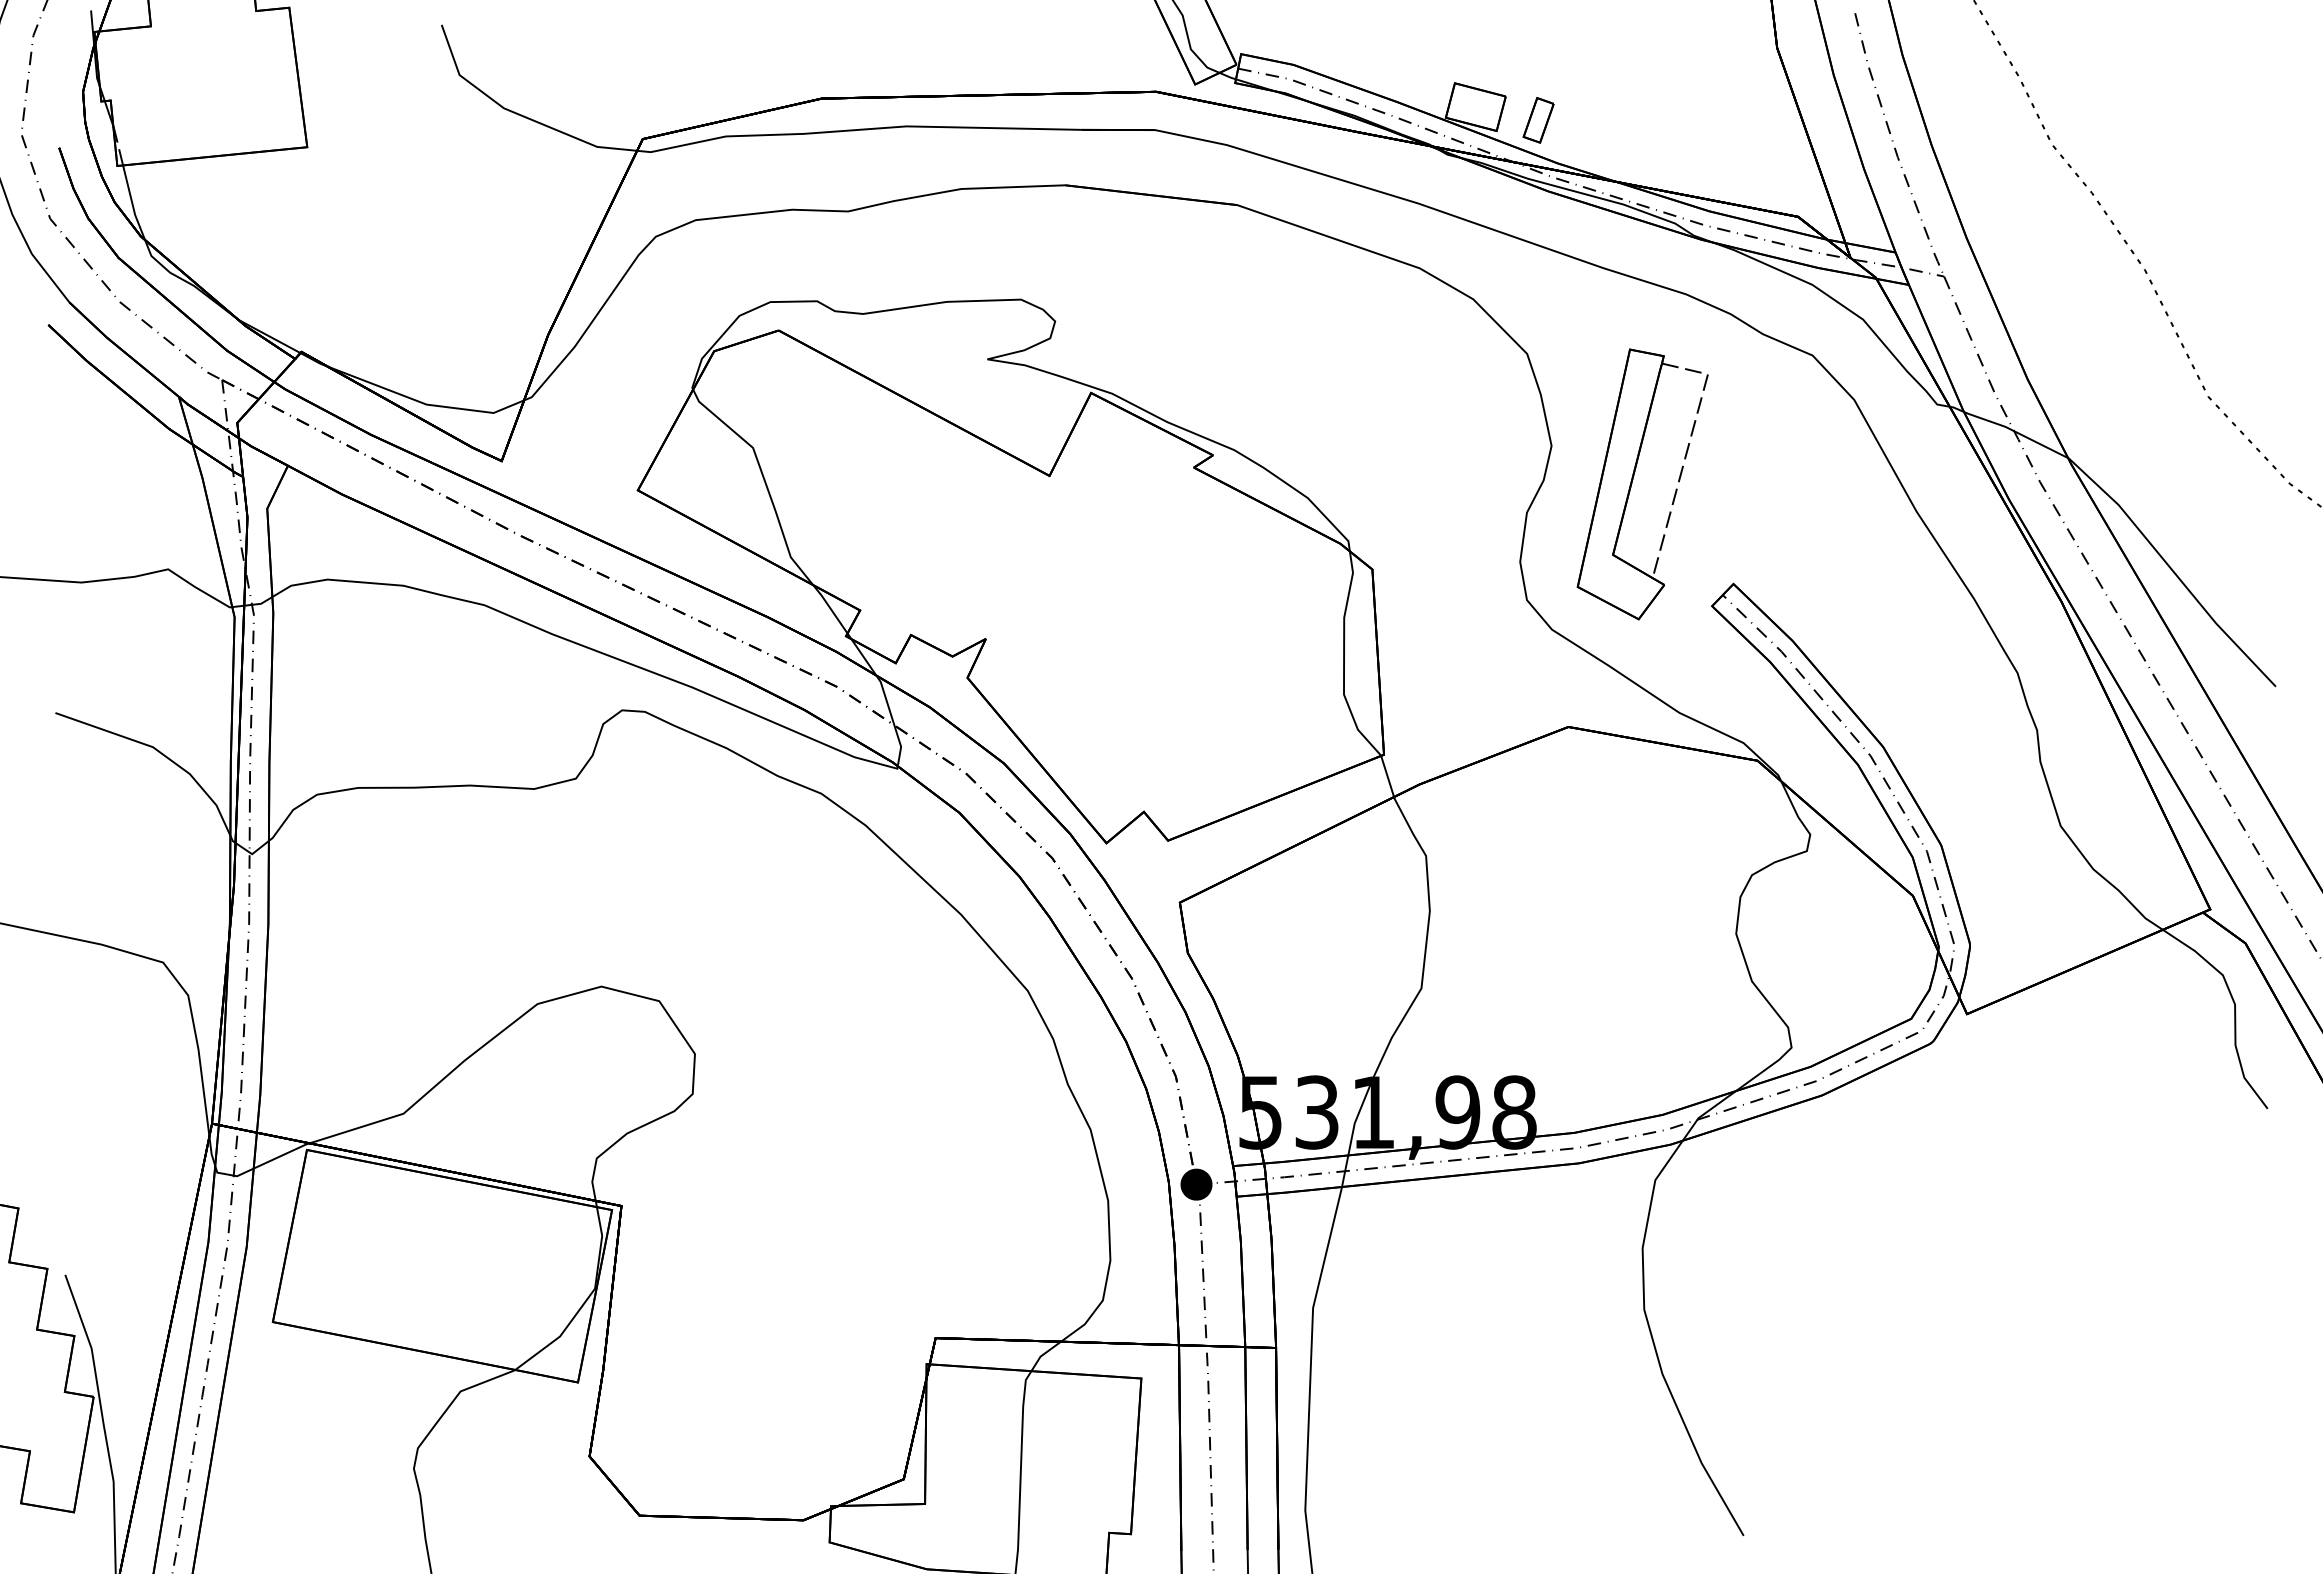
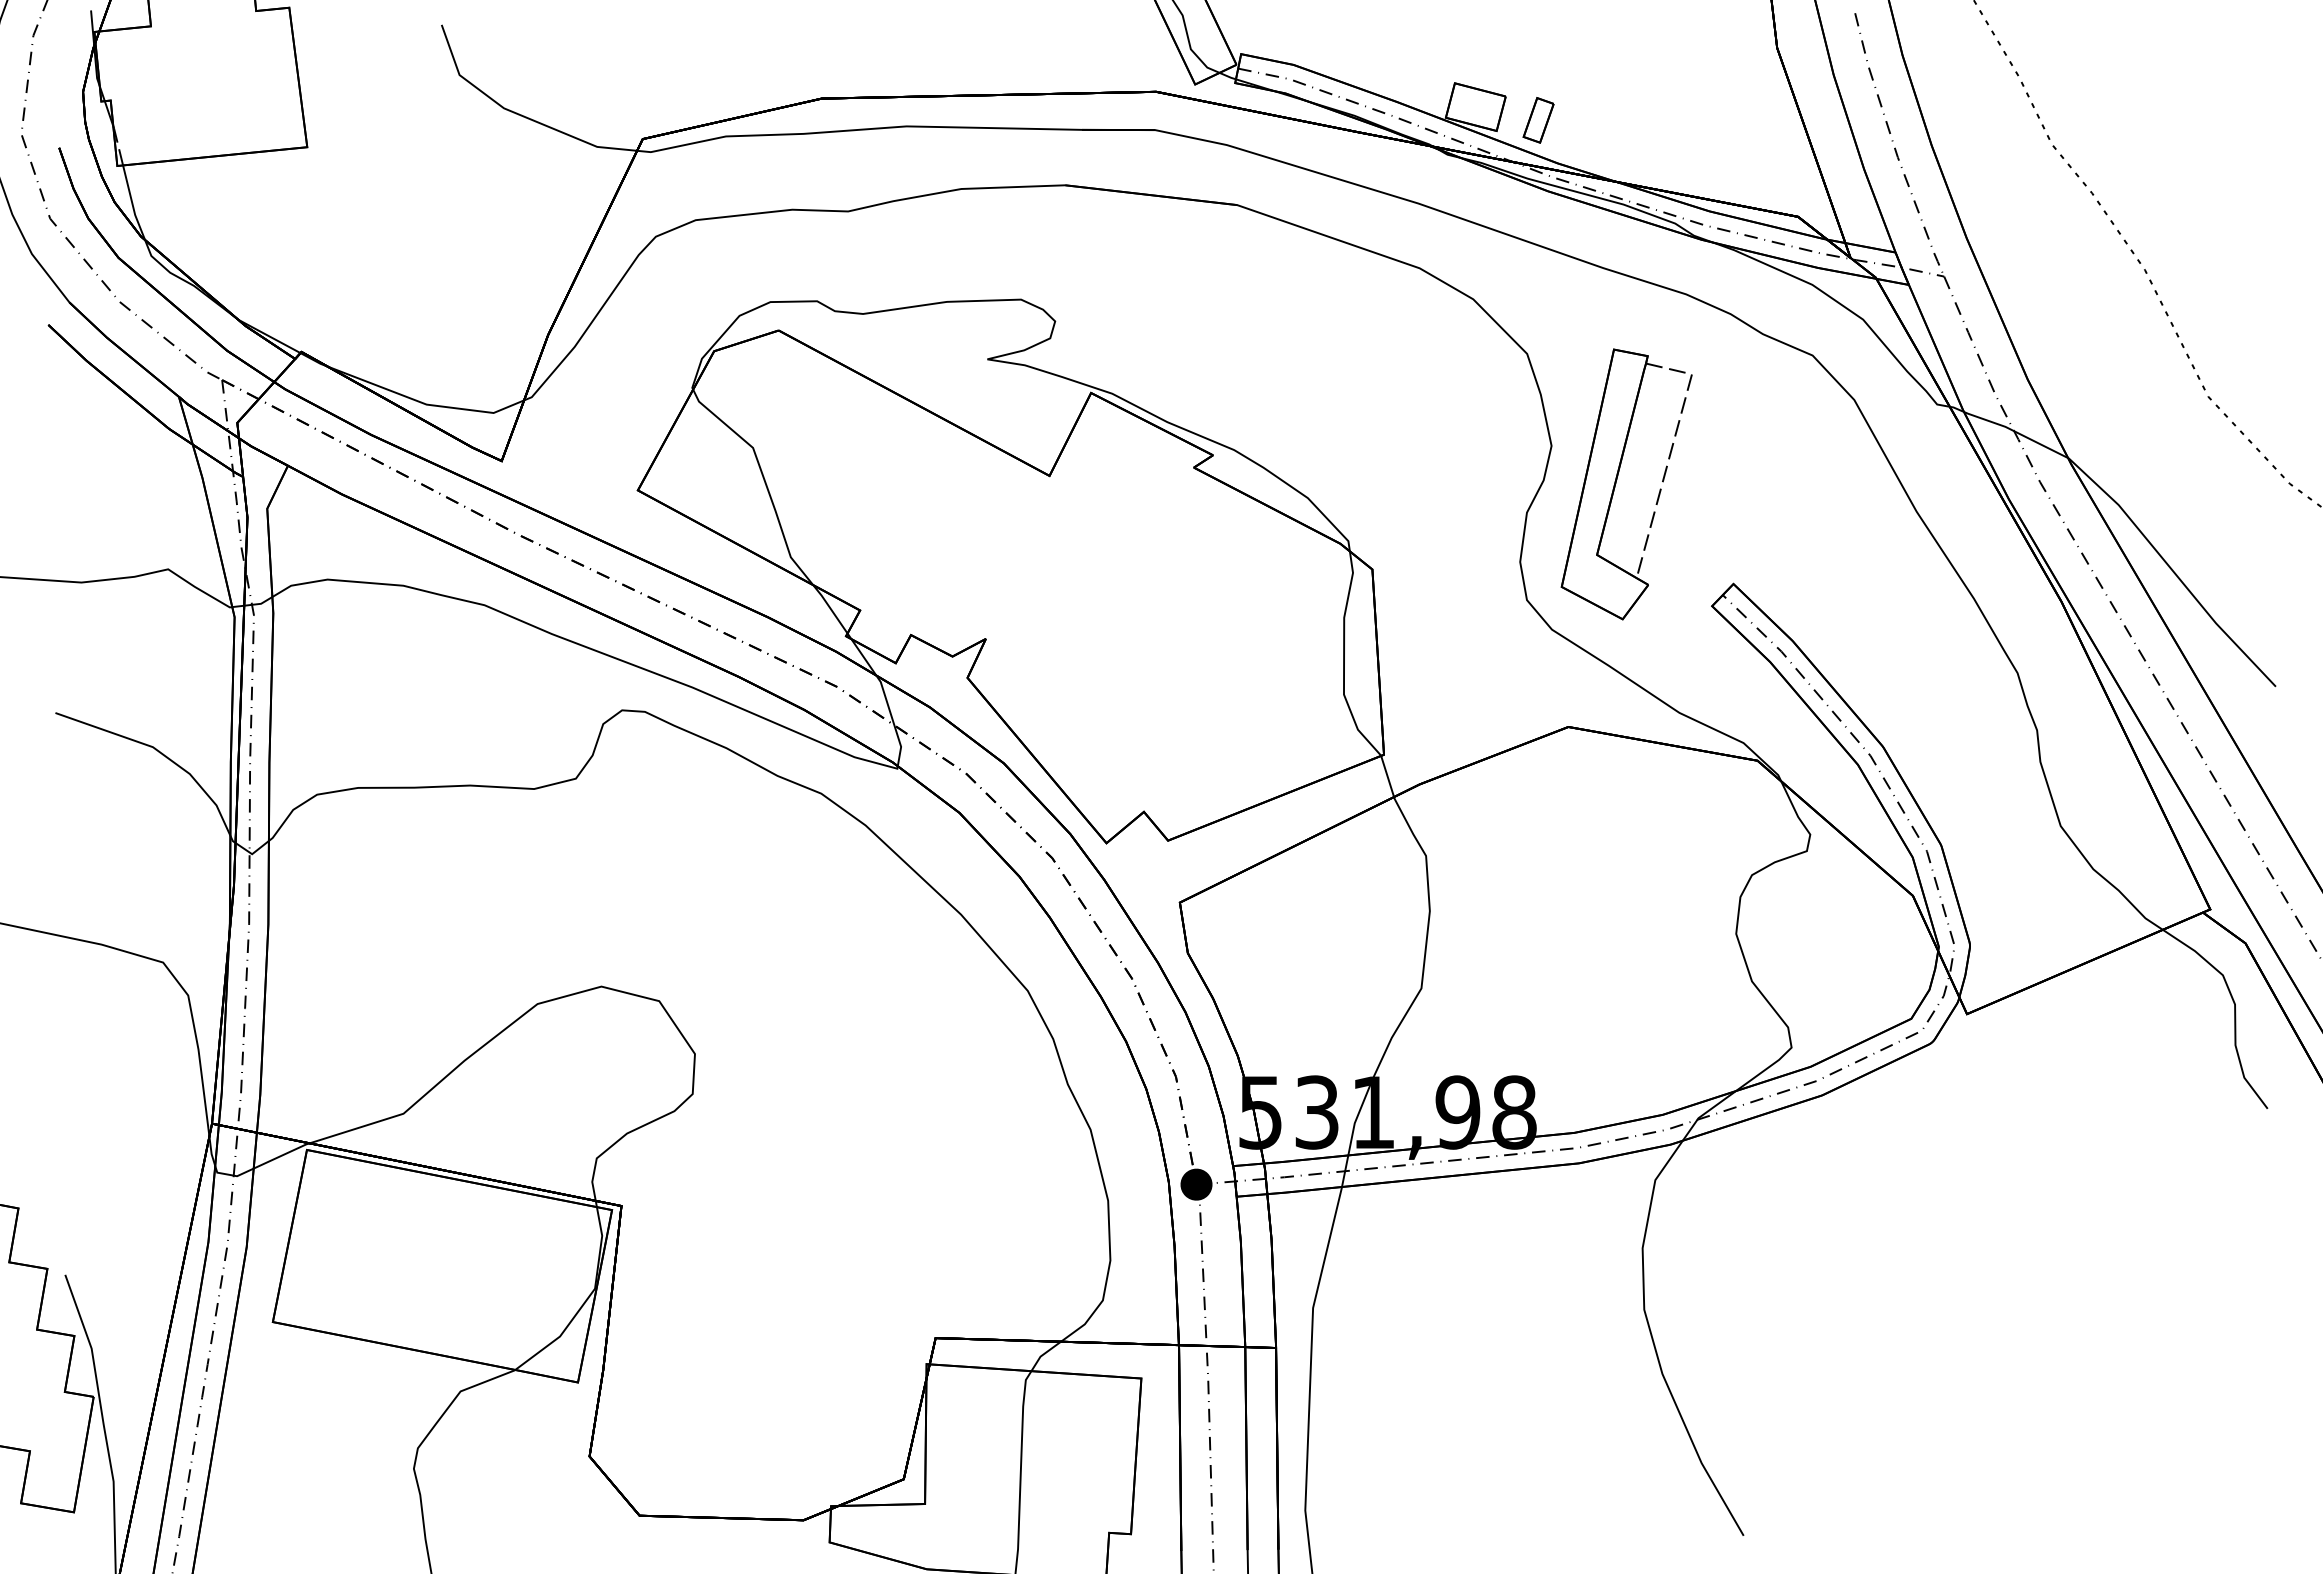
part position: (1632, 483) -> (1616, 483) (1616, 483)
